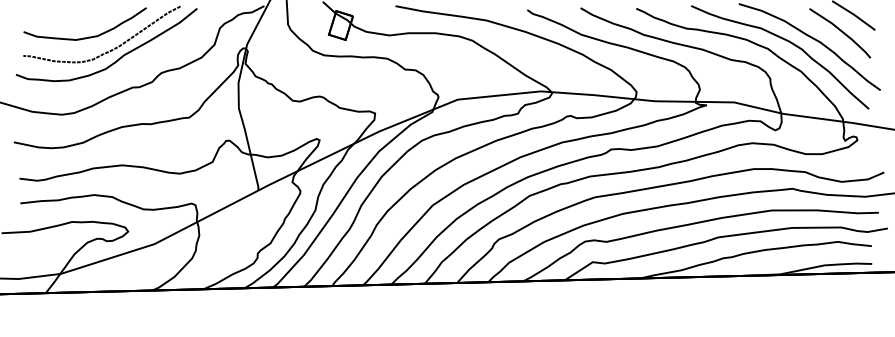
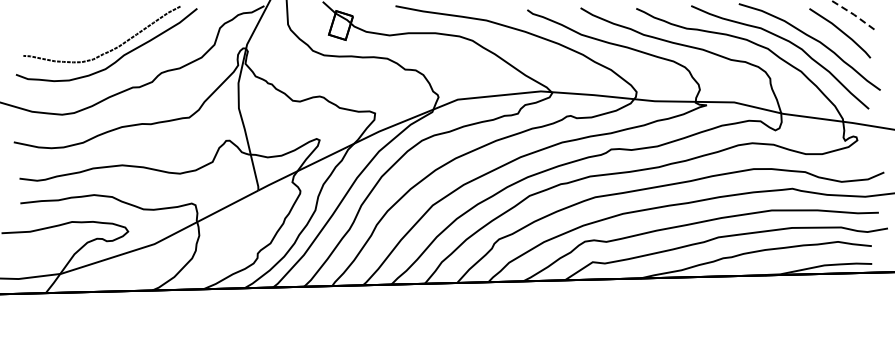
line: solid -> dashed (854, 14)
curve: present -> none (88, 36)
